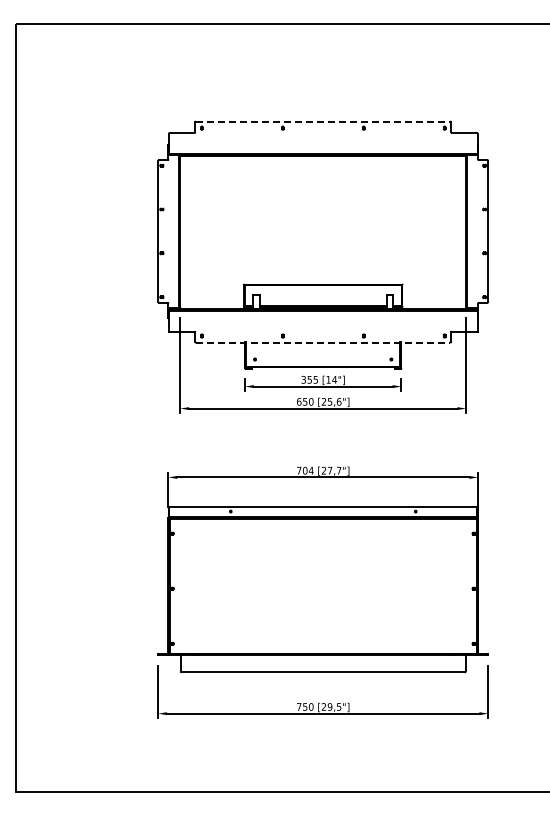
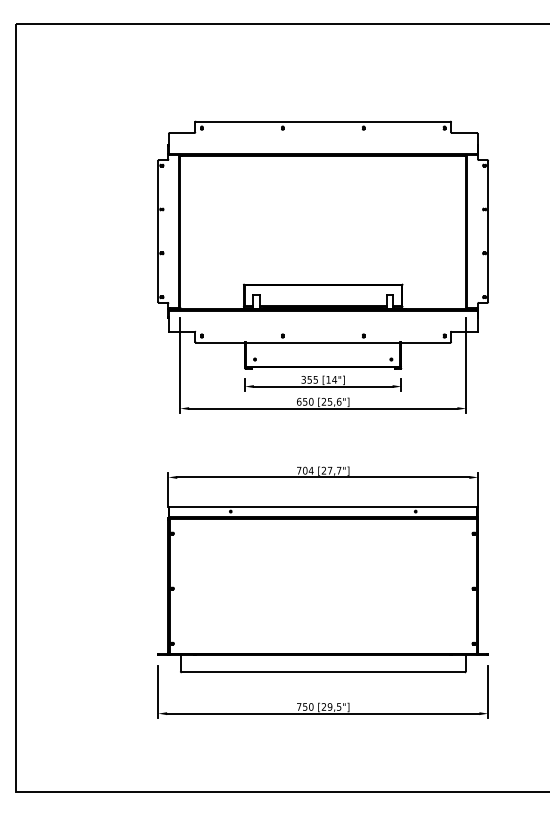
line: dashed -> solid (323, 121)
line: dashed -> solid (323, 342)
